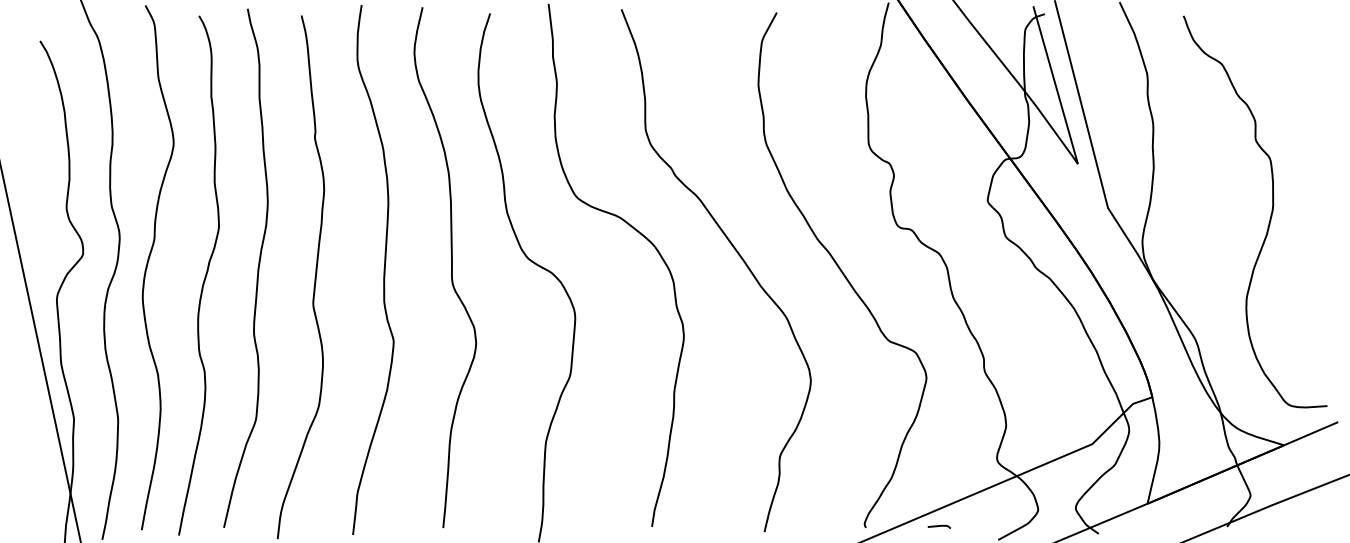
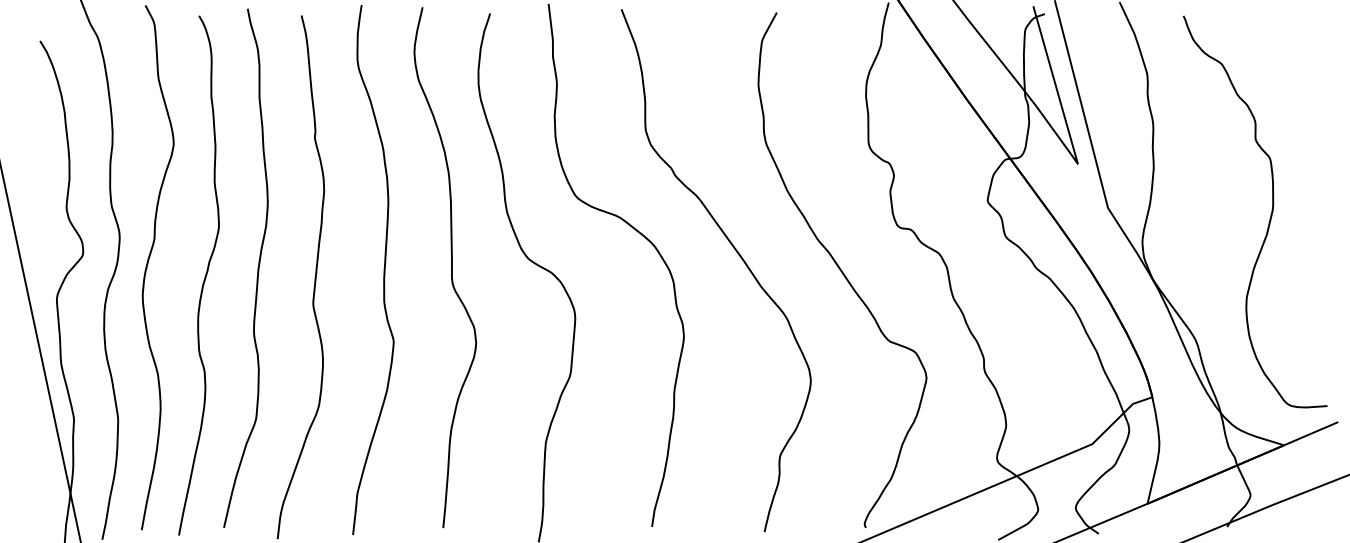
curve: present -> none (938, 526)
